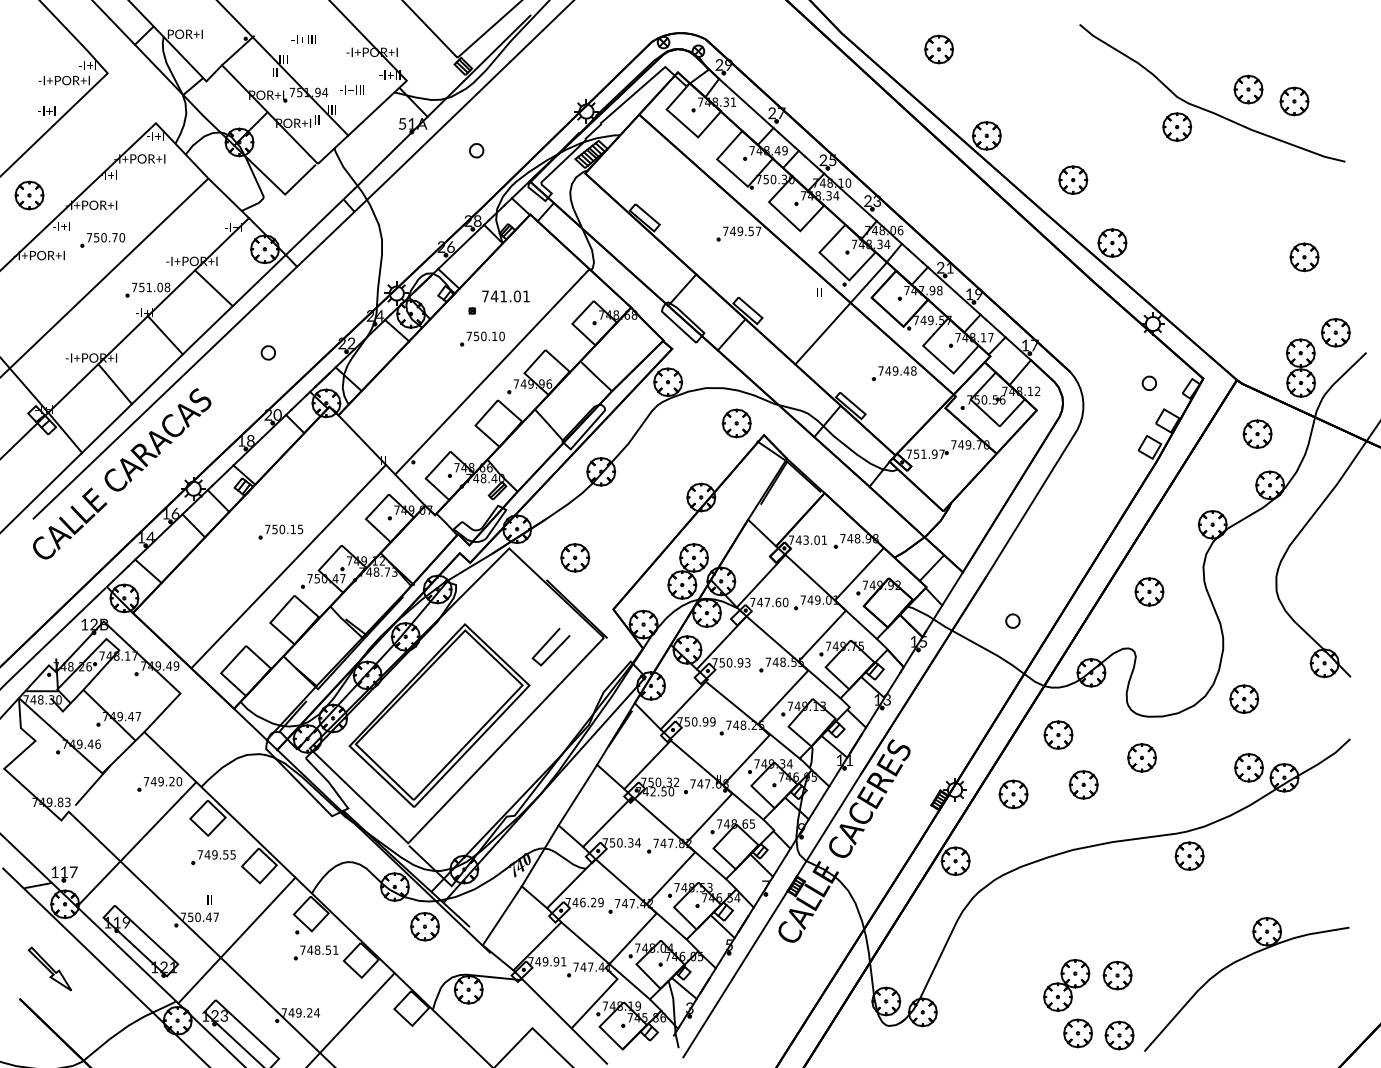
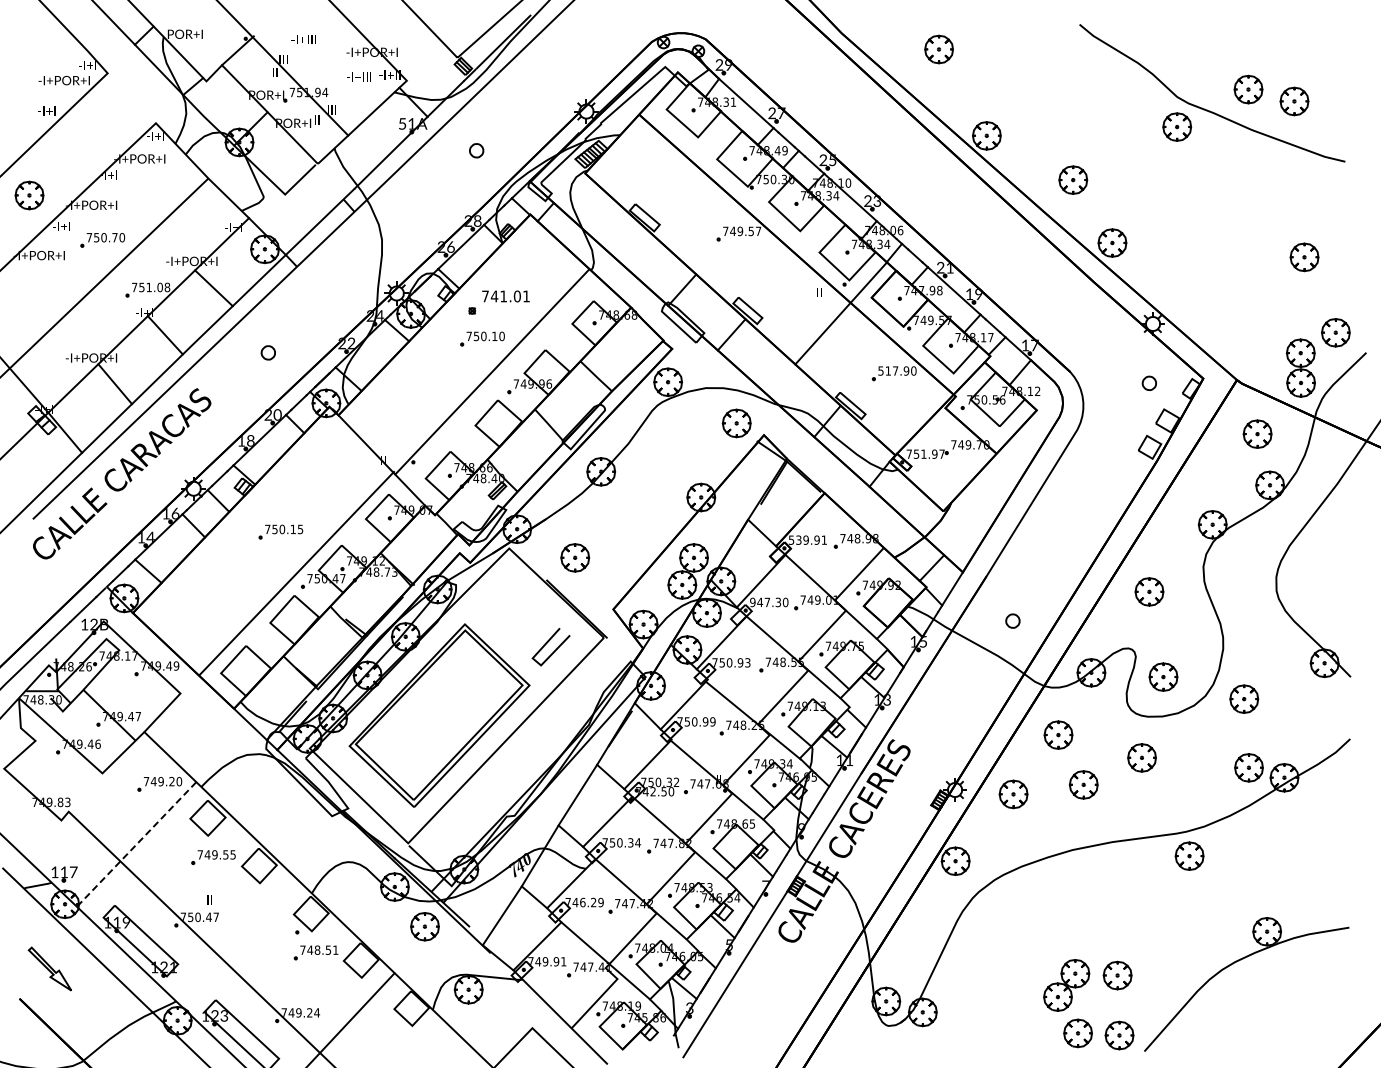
text position: (351, 89) -> (358, 76) (358, 76)
text: 749.48 -> 517.90 (897, 370)
text: 743.01 -> 539.91 (804, 539)
line position: (288, 566) -> (296, 573) (296, 573)
text: 747.60 -> 947.30 (765, 602)
part: none -> present (1163, 676)
line: present -> none (92, 785)
line: solid -> dashed (136, 844)
line: present -> none (236, 940)
